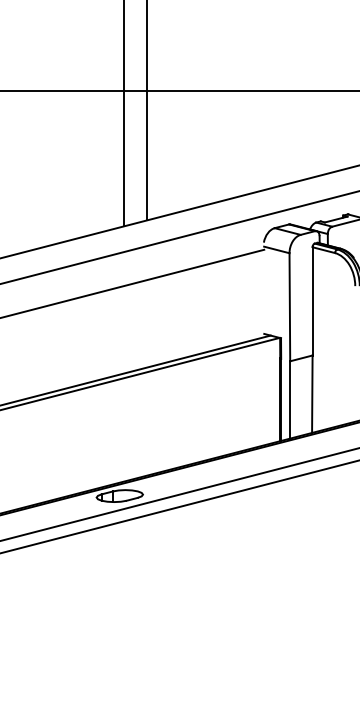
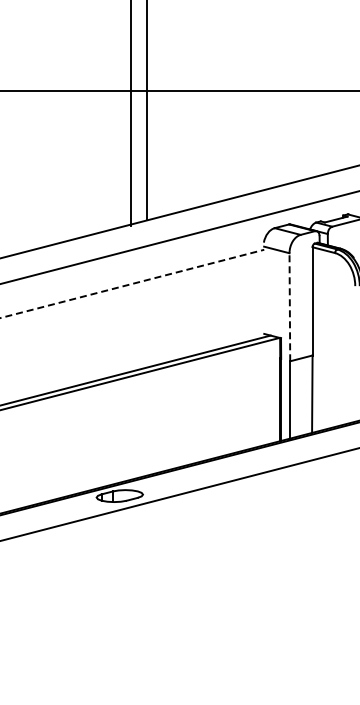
line position: (124, 114) -> (131, 114) (131, 114)
line: solid -> dashed (132, 283)
line: solid -> dashed (289, 306)
line: present -> none (179, 506)
